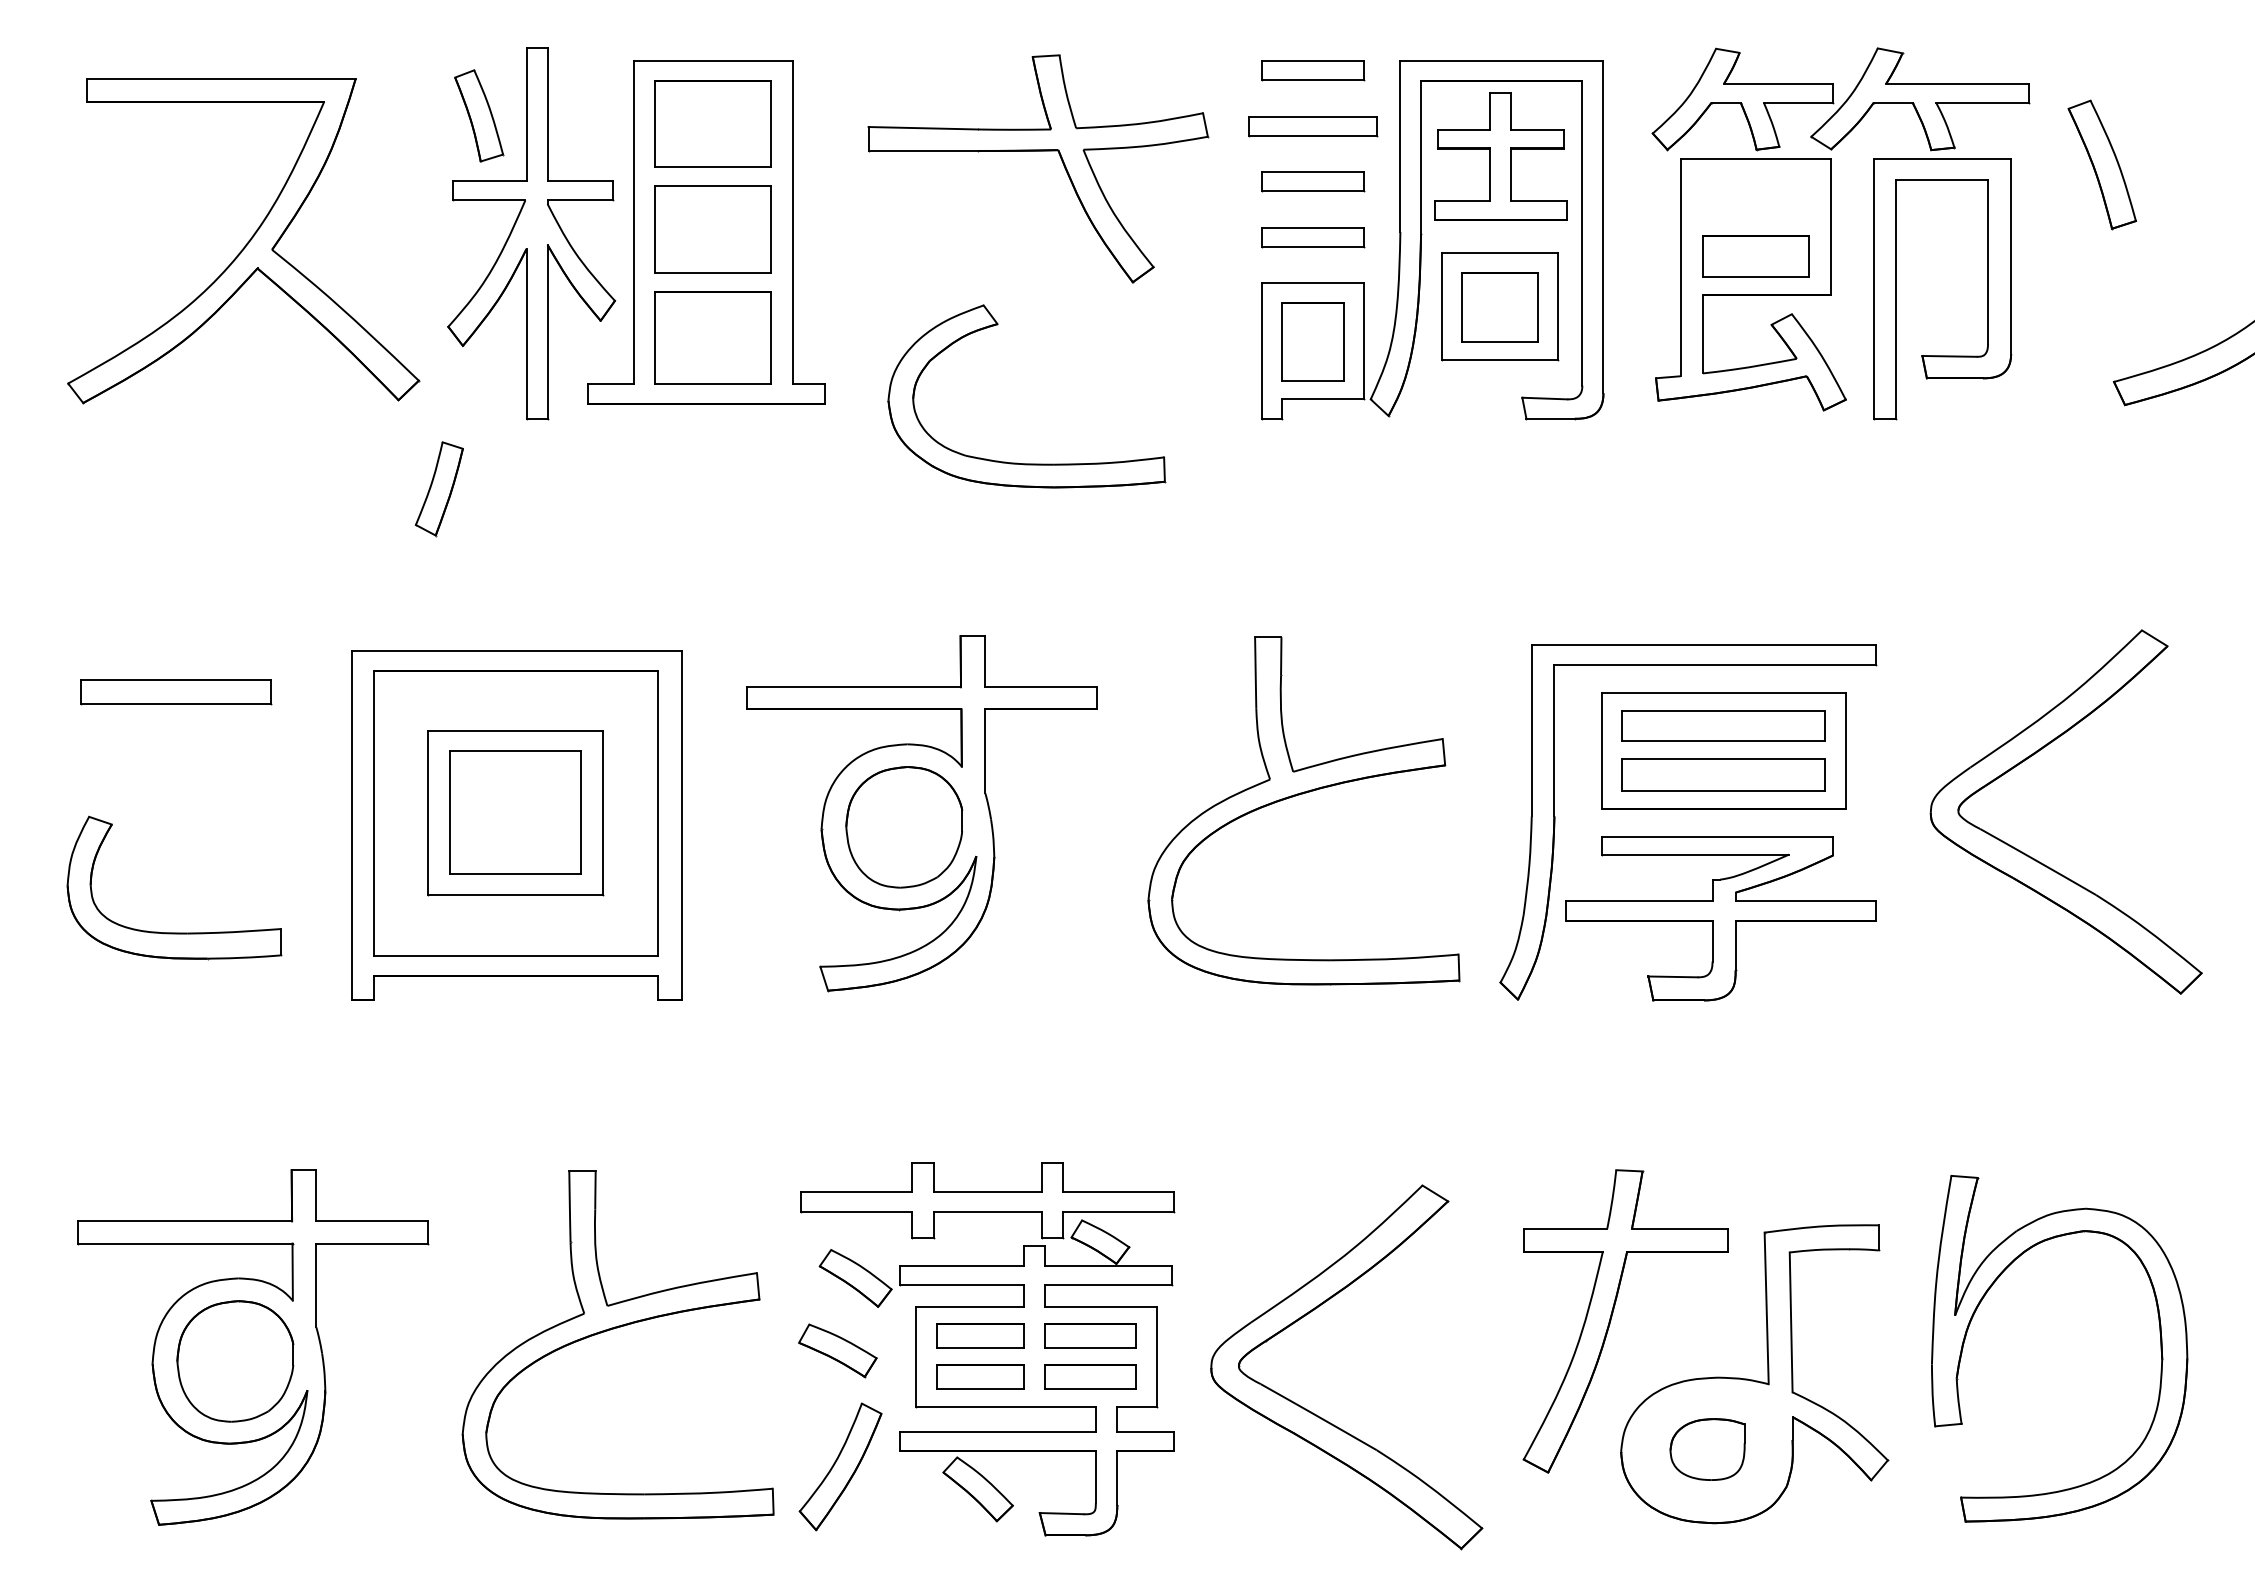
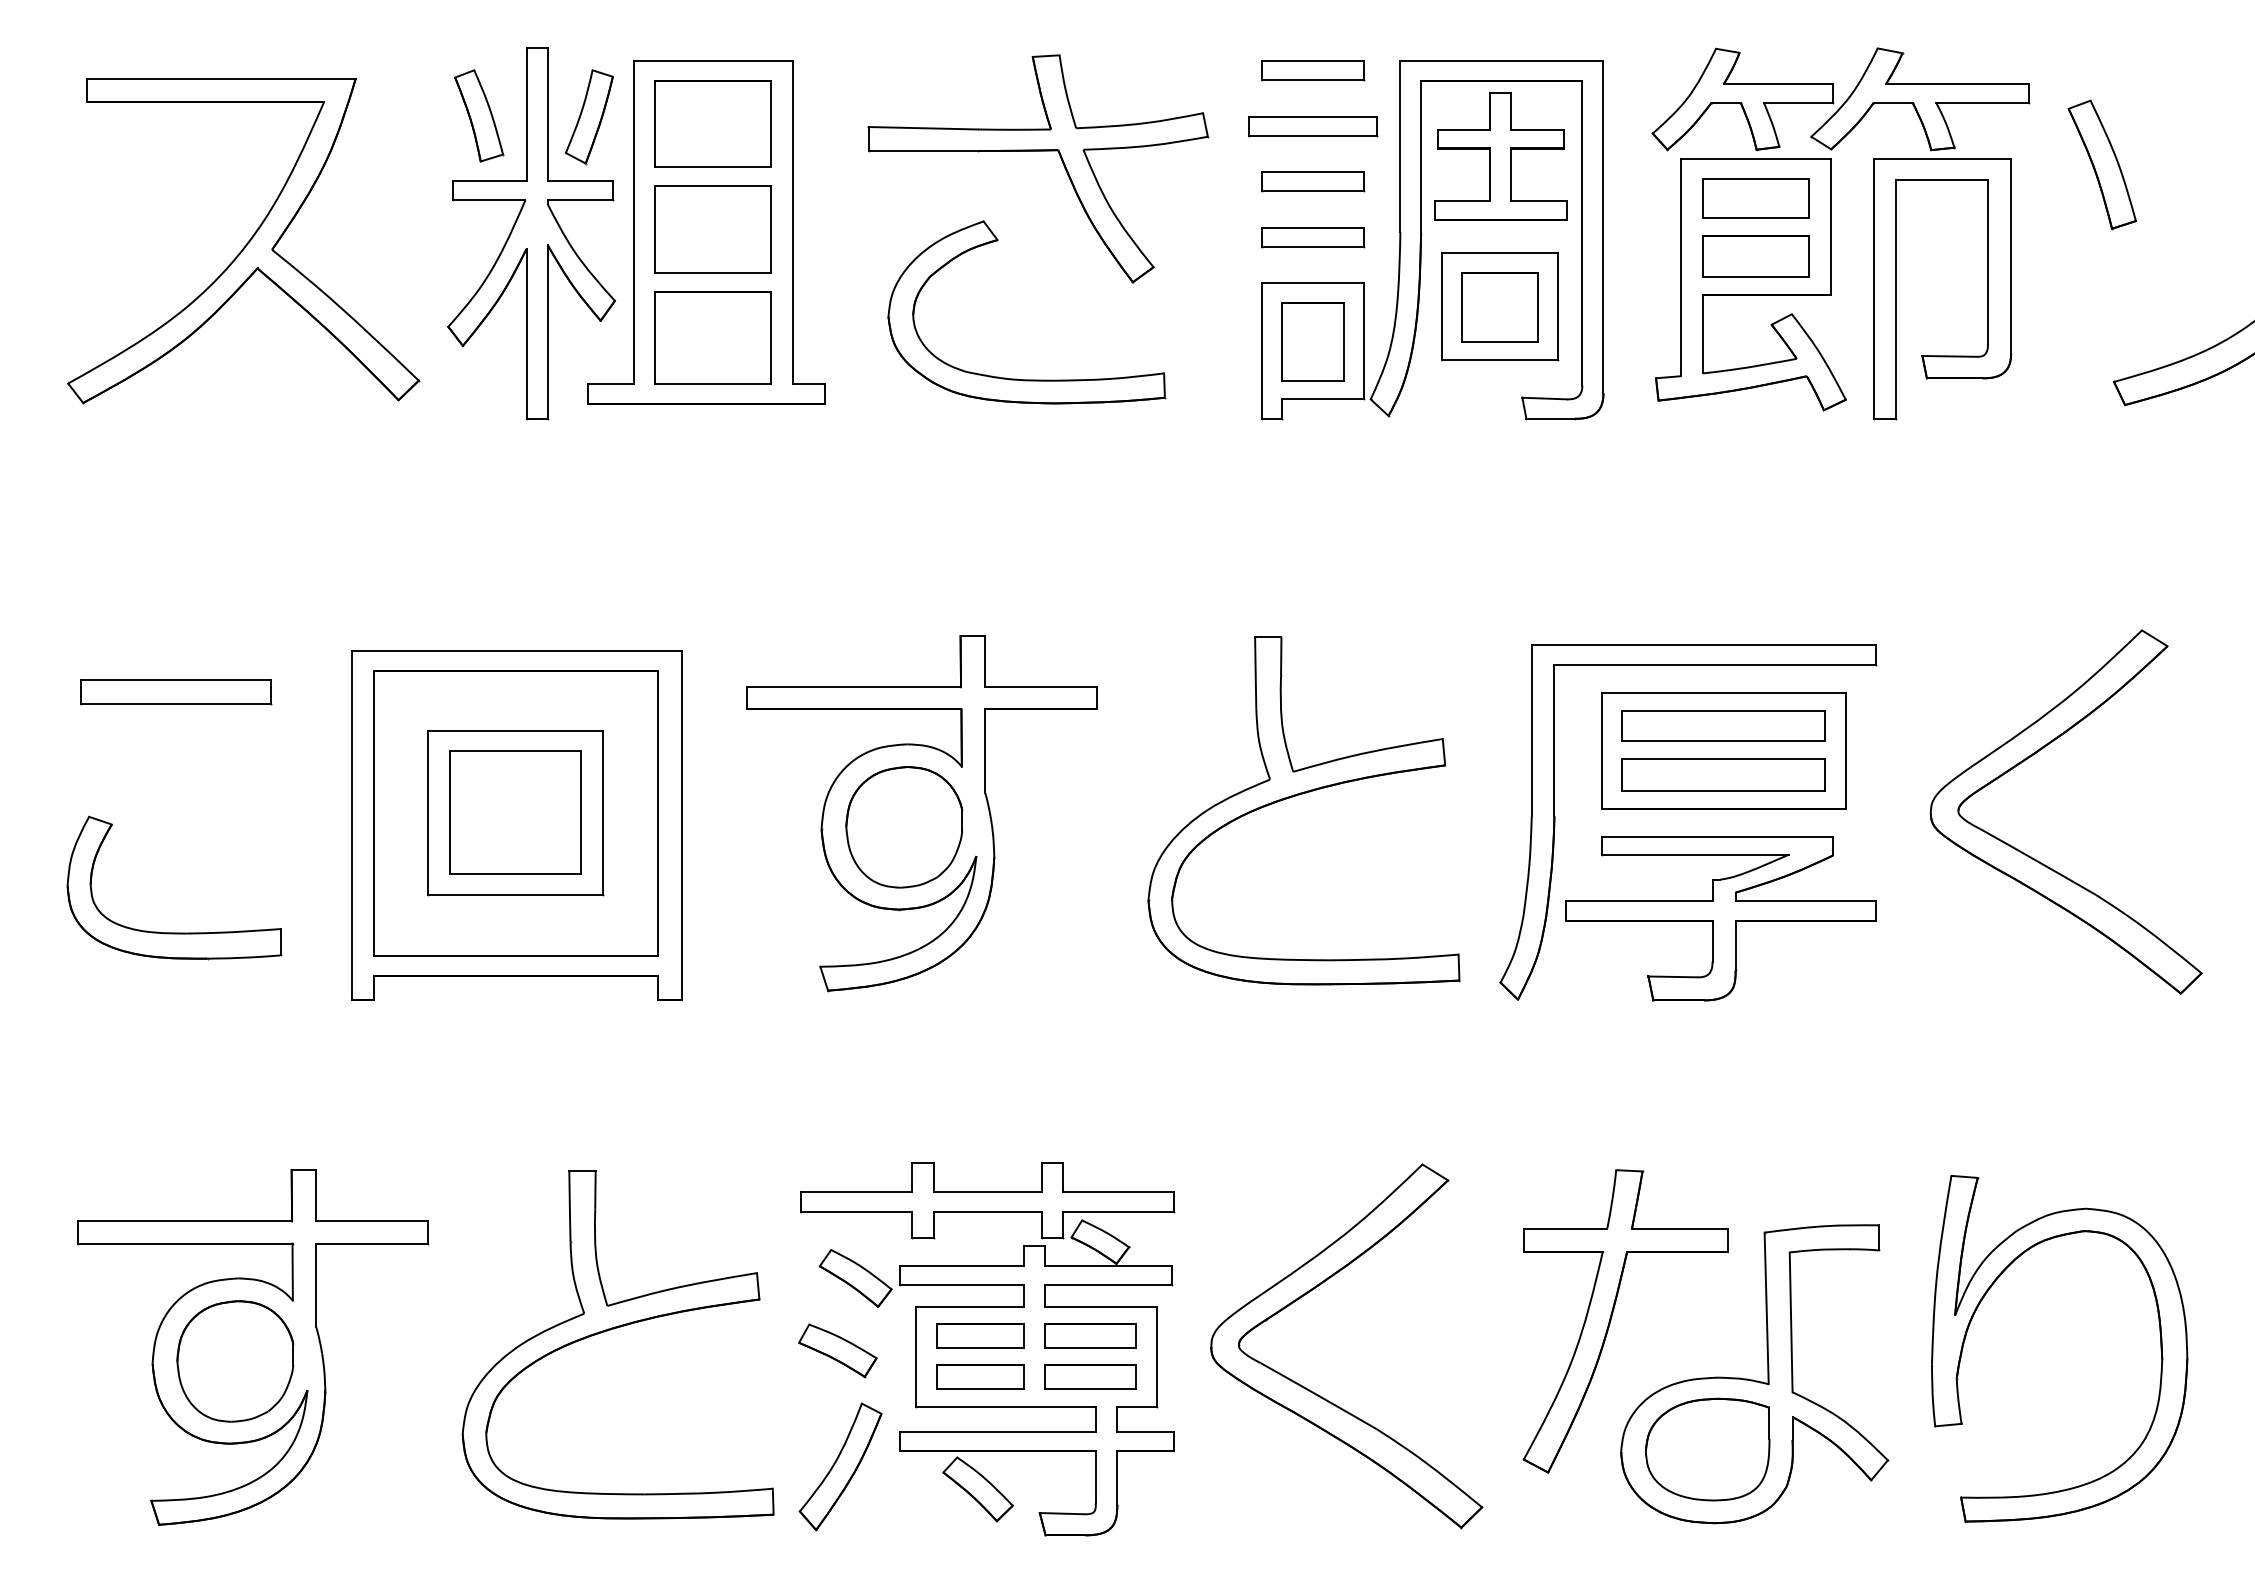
part: none -> present (1755, 198)
part position: (1017, 462) -> (1017, 378) (1017, 378)
part position: (438, 489) -> (588, 117) (588, 117)
part position: (1320, 1416) -> (1320, 1395) (1320, 1395)
part size: 77x63 px -> 127x105 px (1707, 1449)
